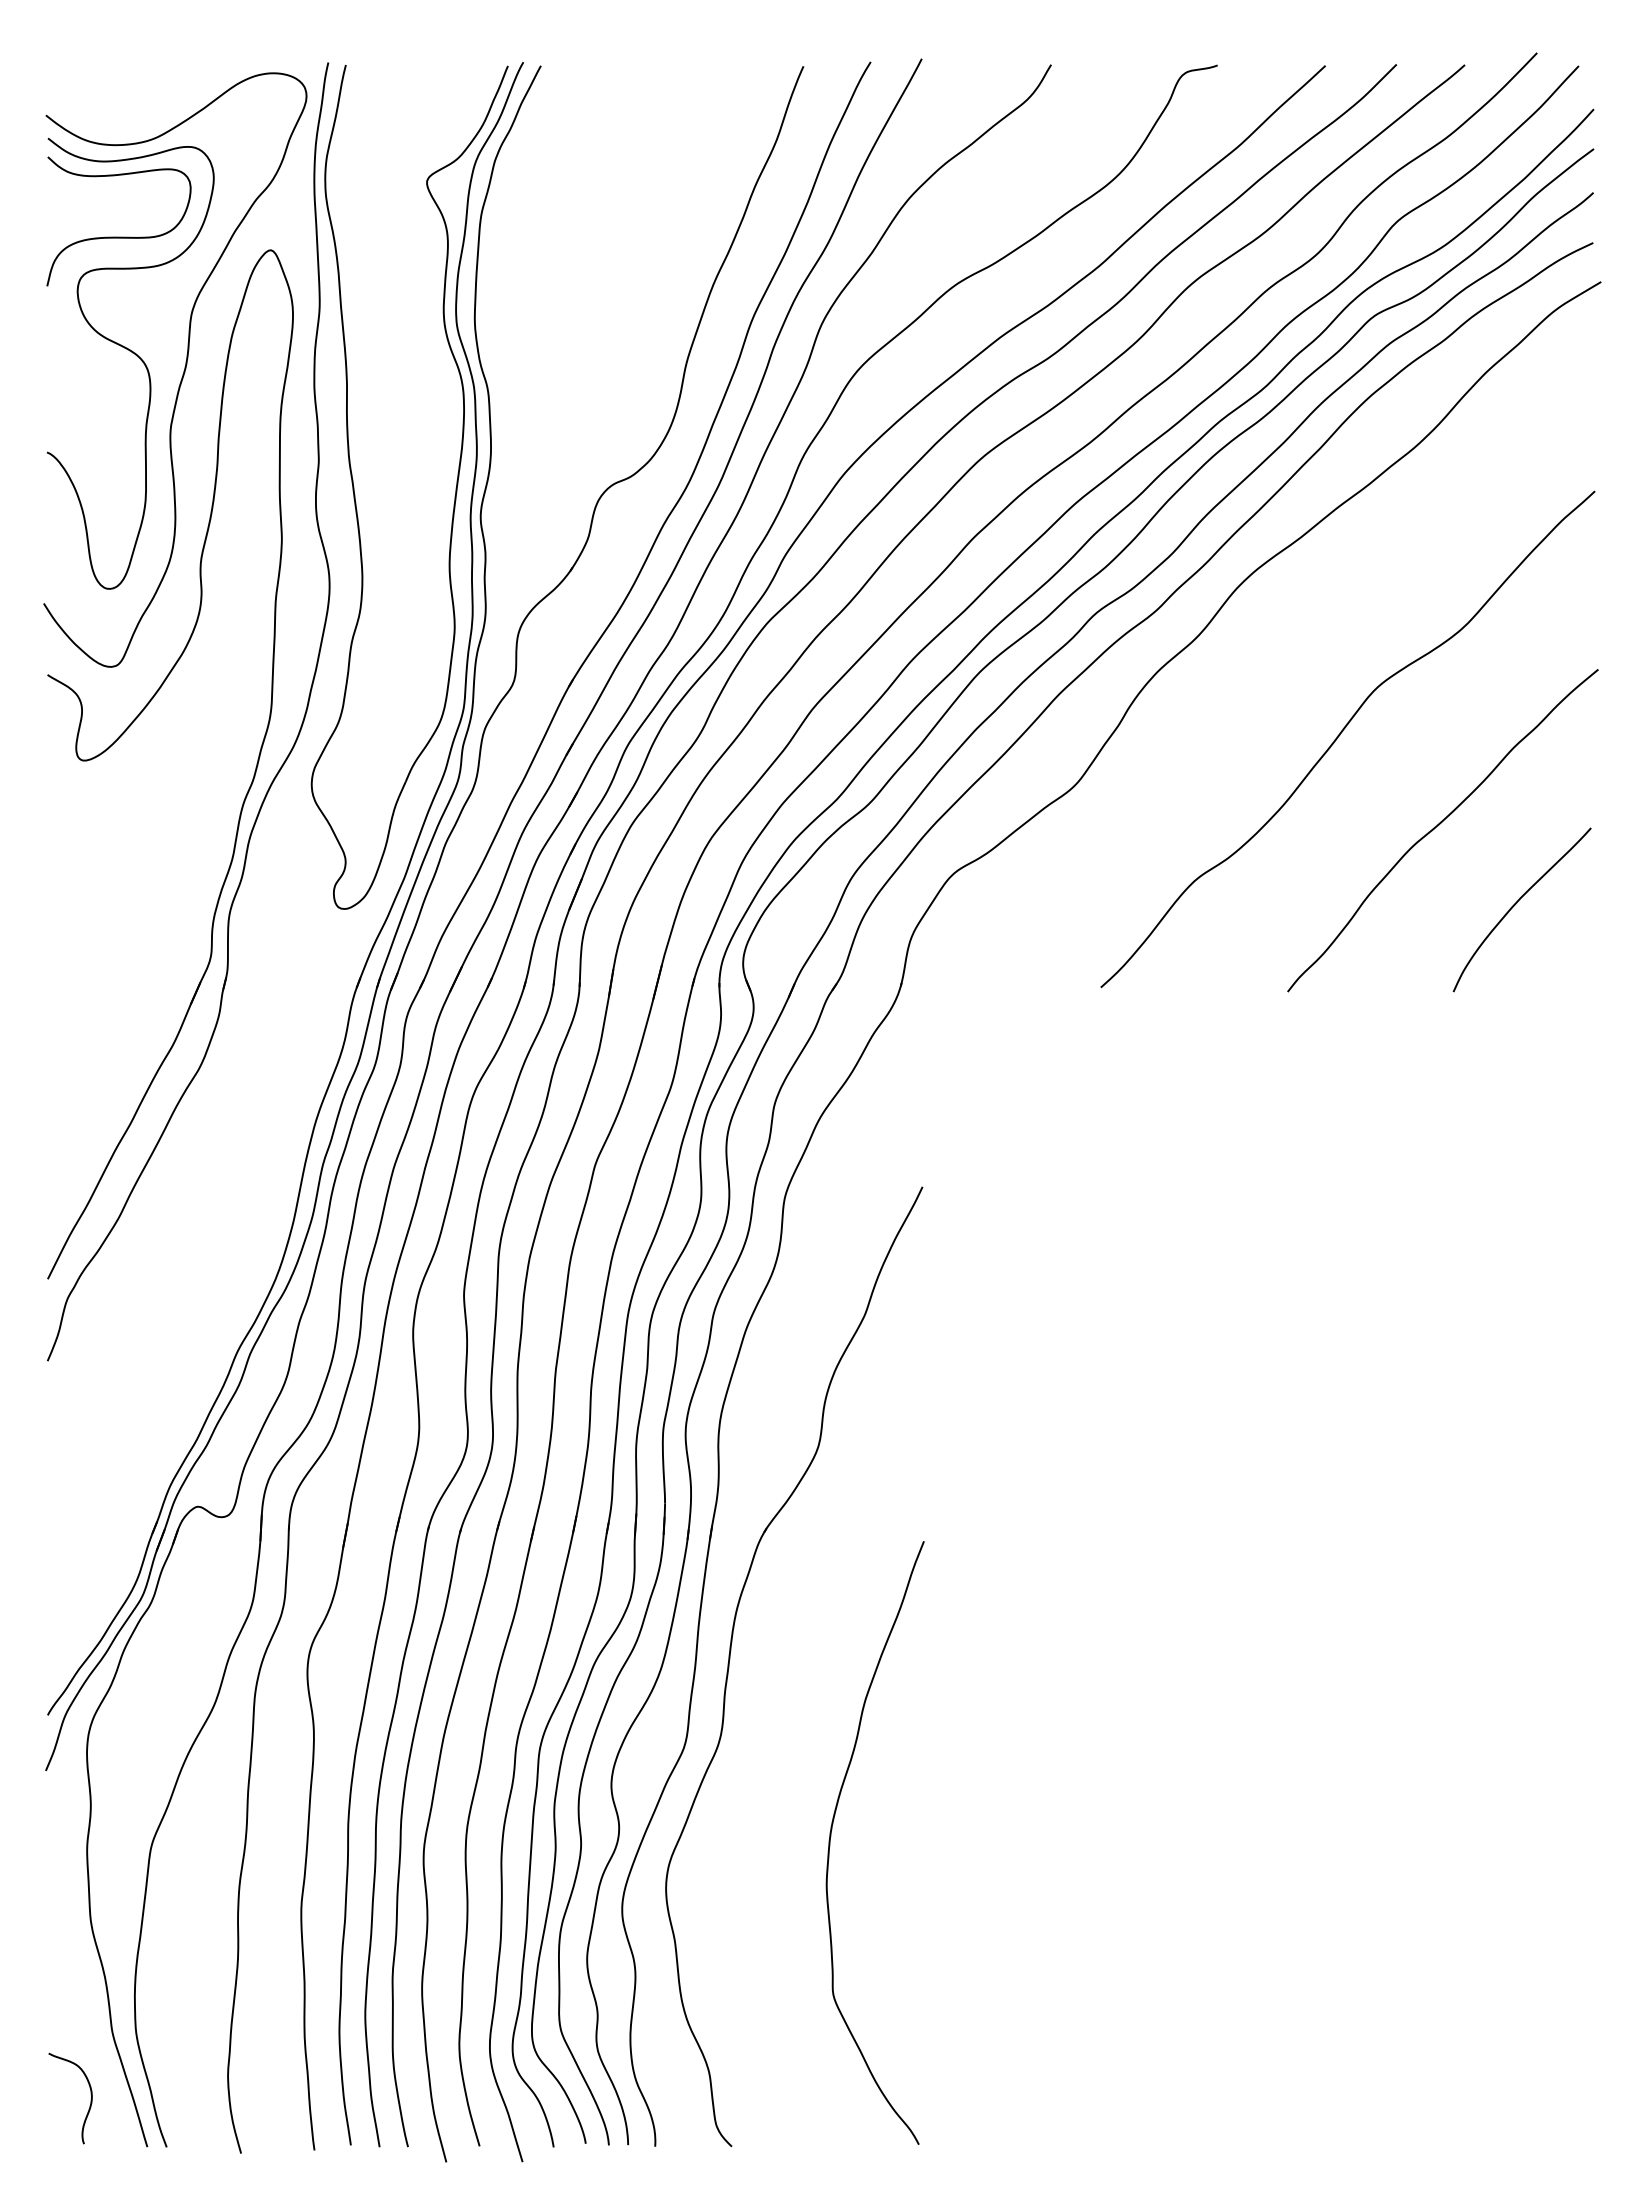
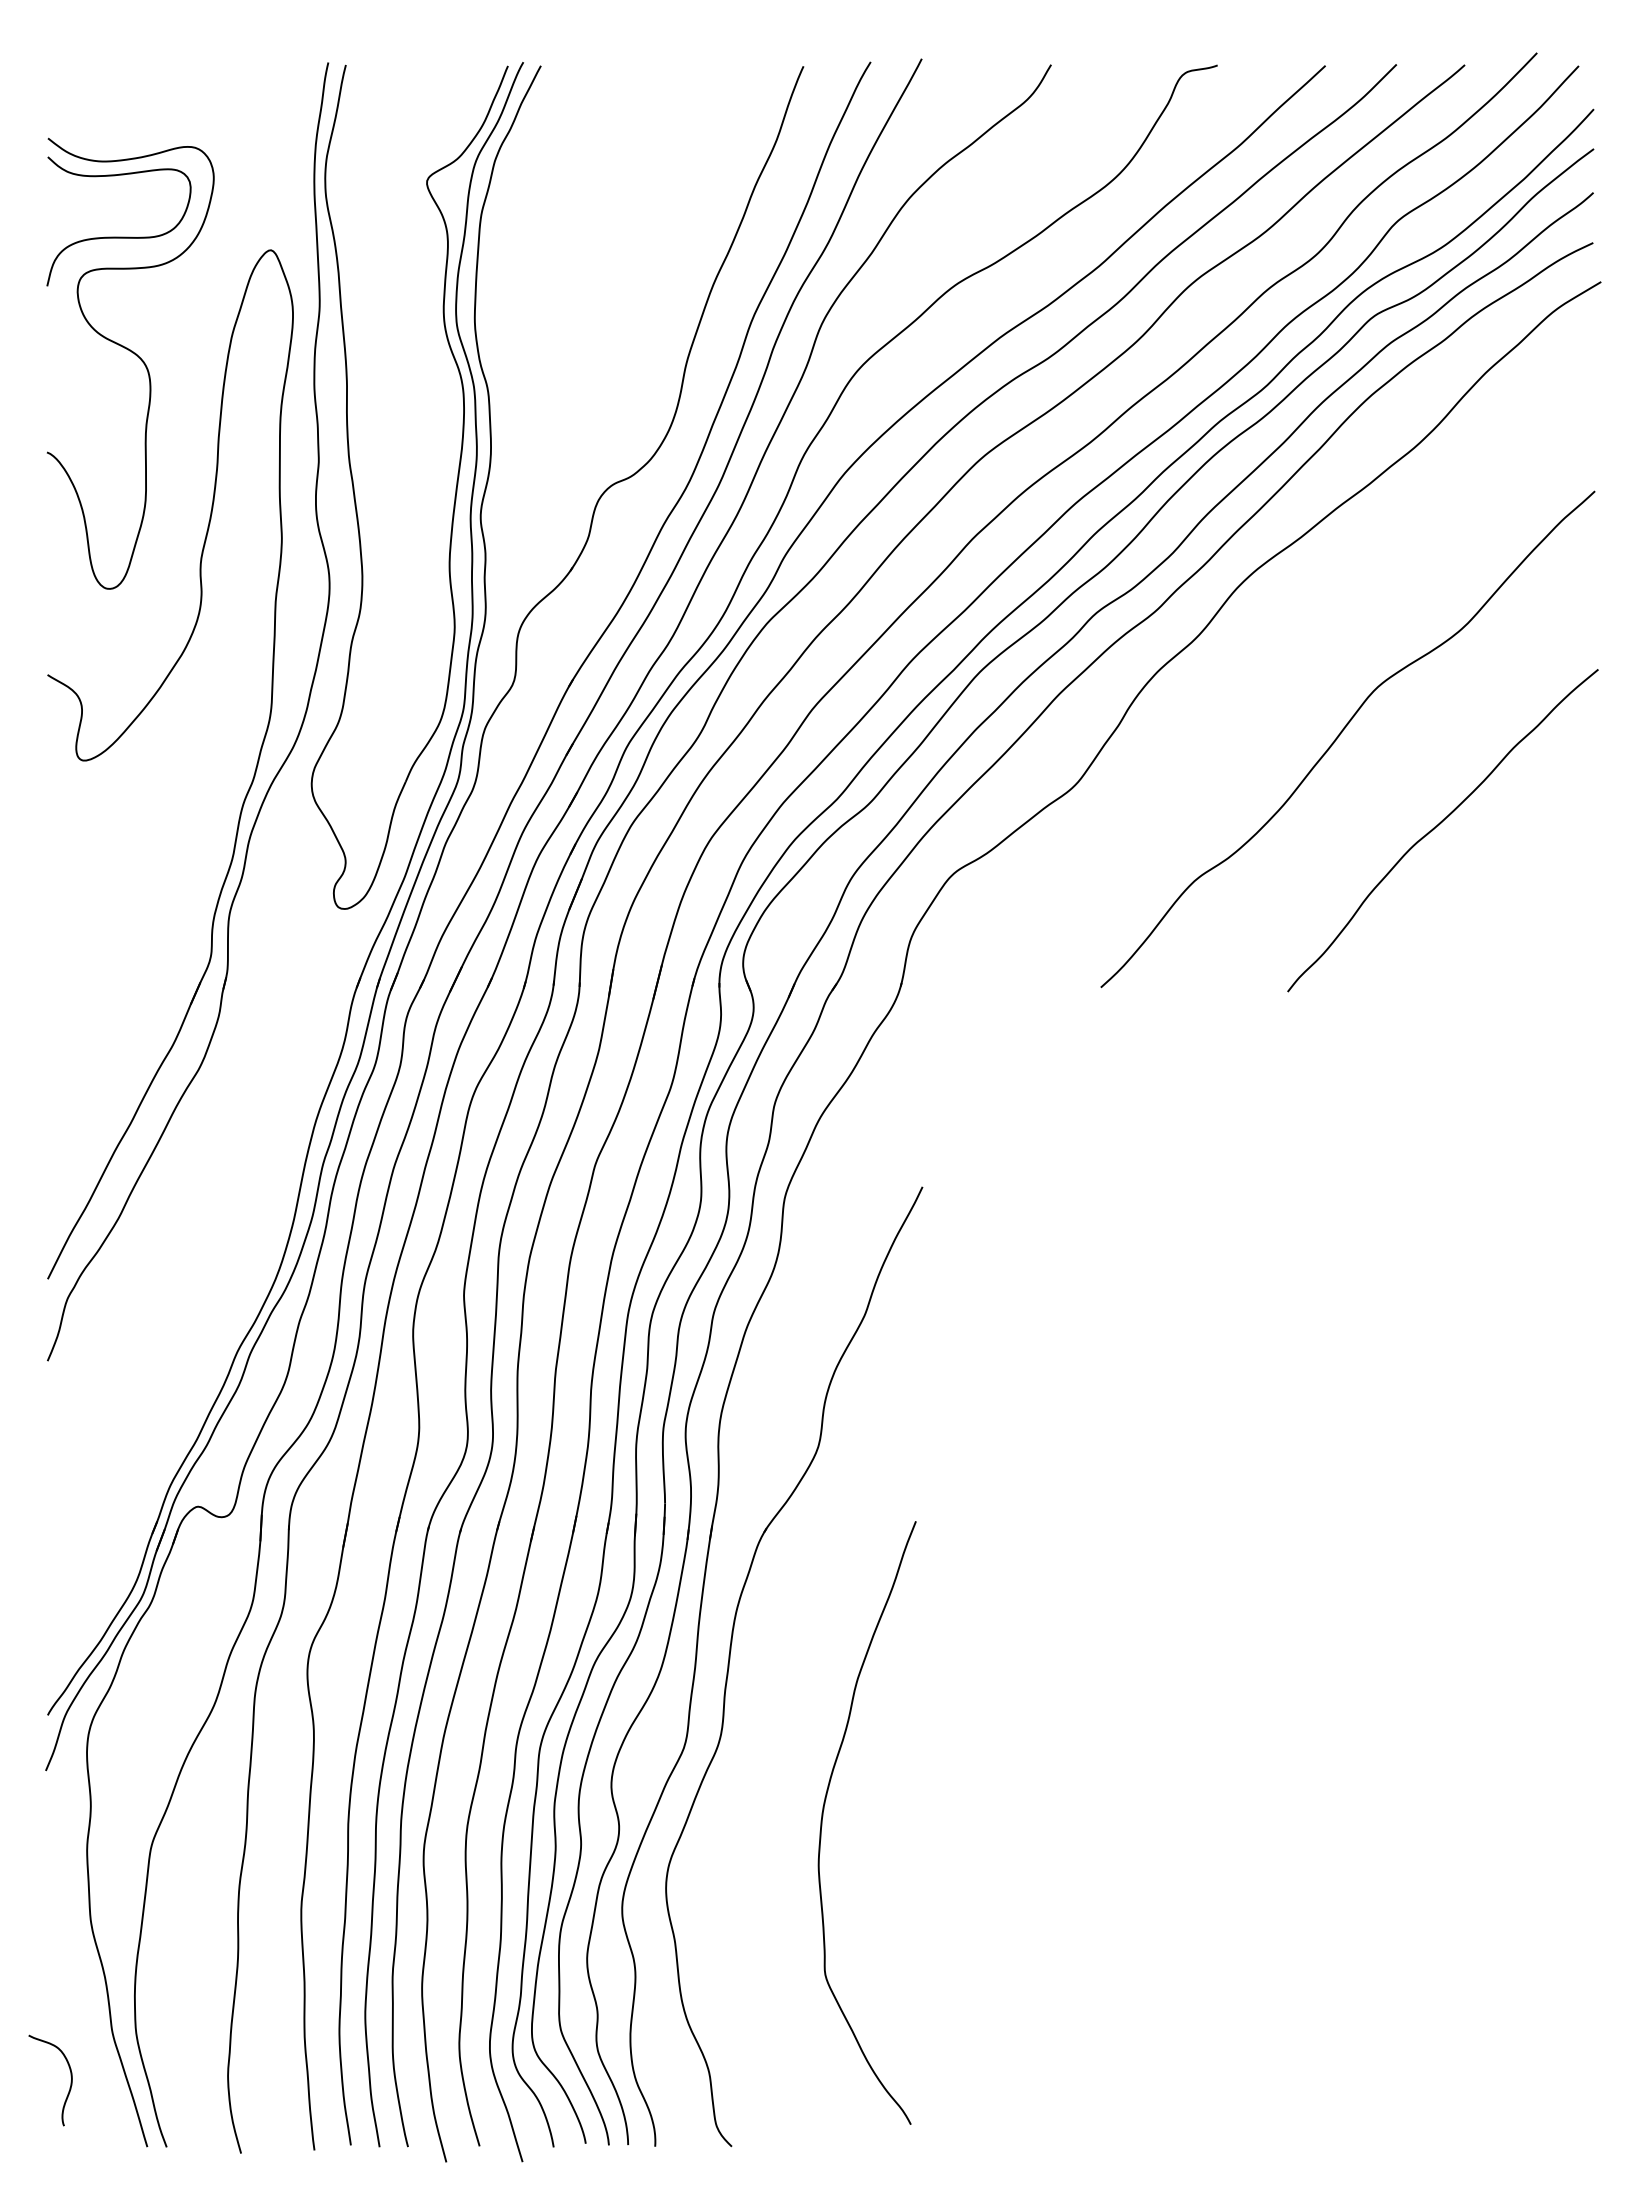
curve: present -> none (183, 370)
curve: present -> none (1516, 904)
curve position: (831, 1836) -> (823, 1816) (823, 1816)
curve position: (90, 2099) -> (70, 2081) (70, 2081)
